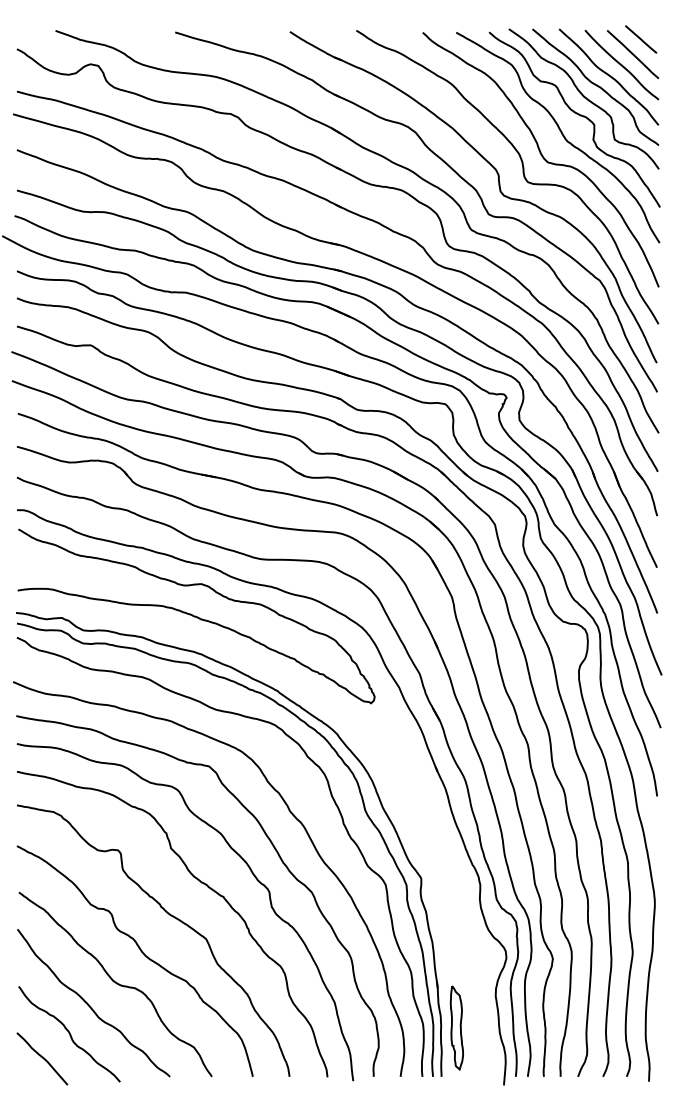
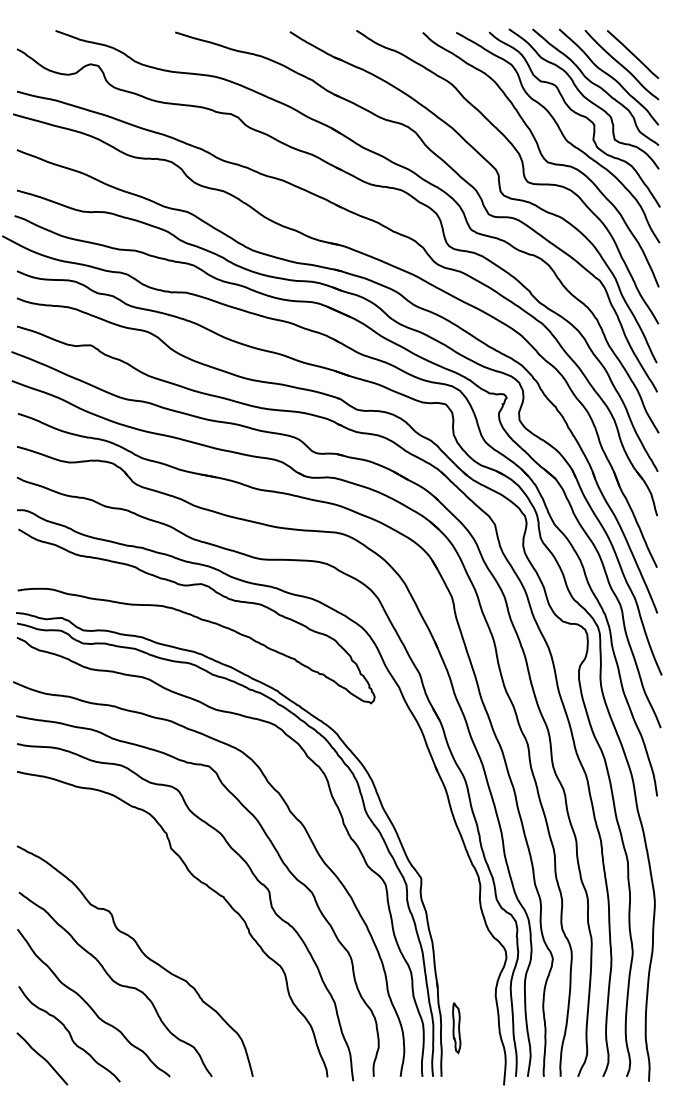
line: present -> none (641, 39)
curve: present -> none (169, 915)
part size: 15x86 px -> 10x53 px (456, 1028)
